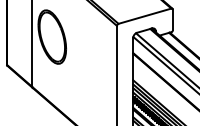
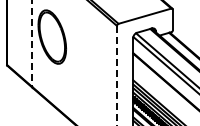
line: solid -> dashed (32, 44)
line: solid -> dashed (116, 75)
